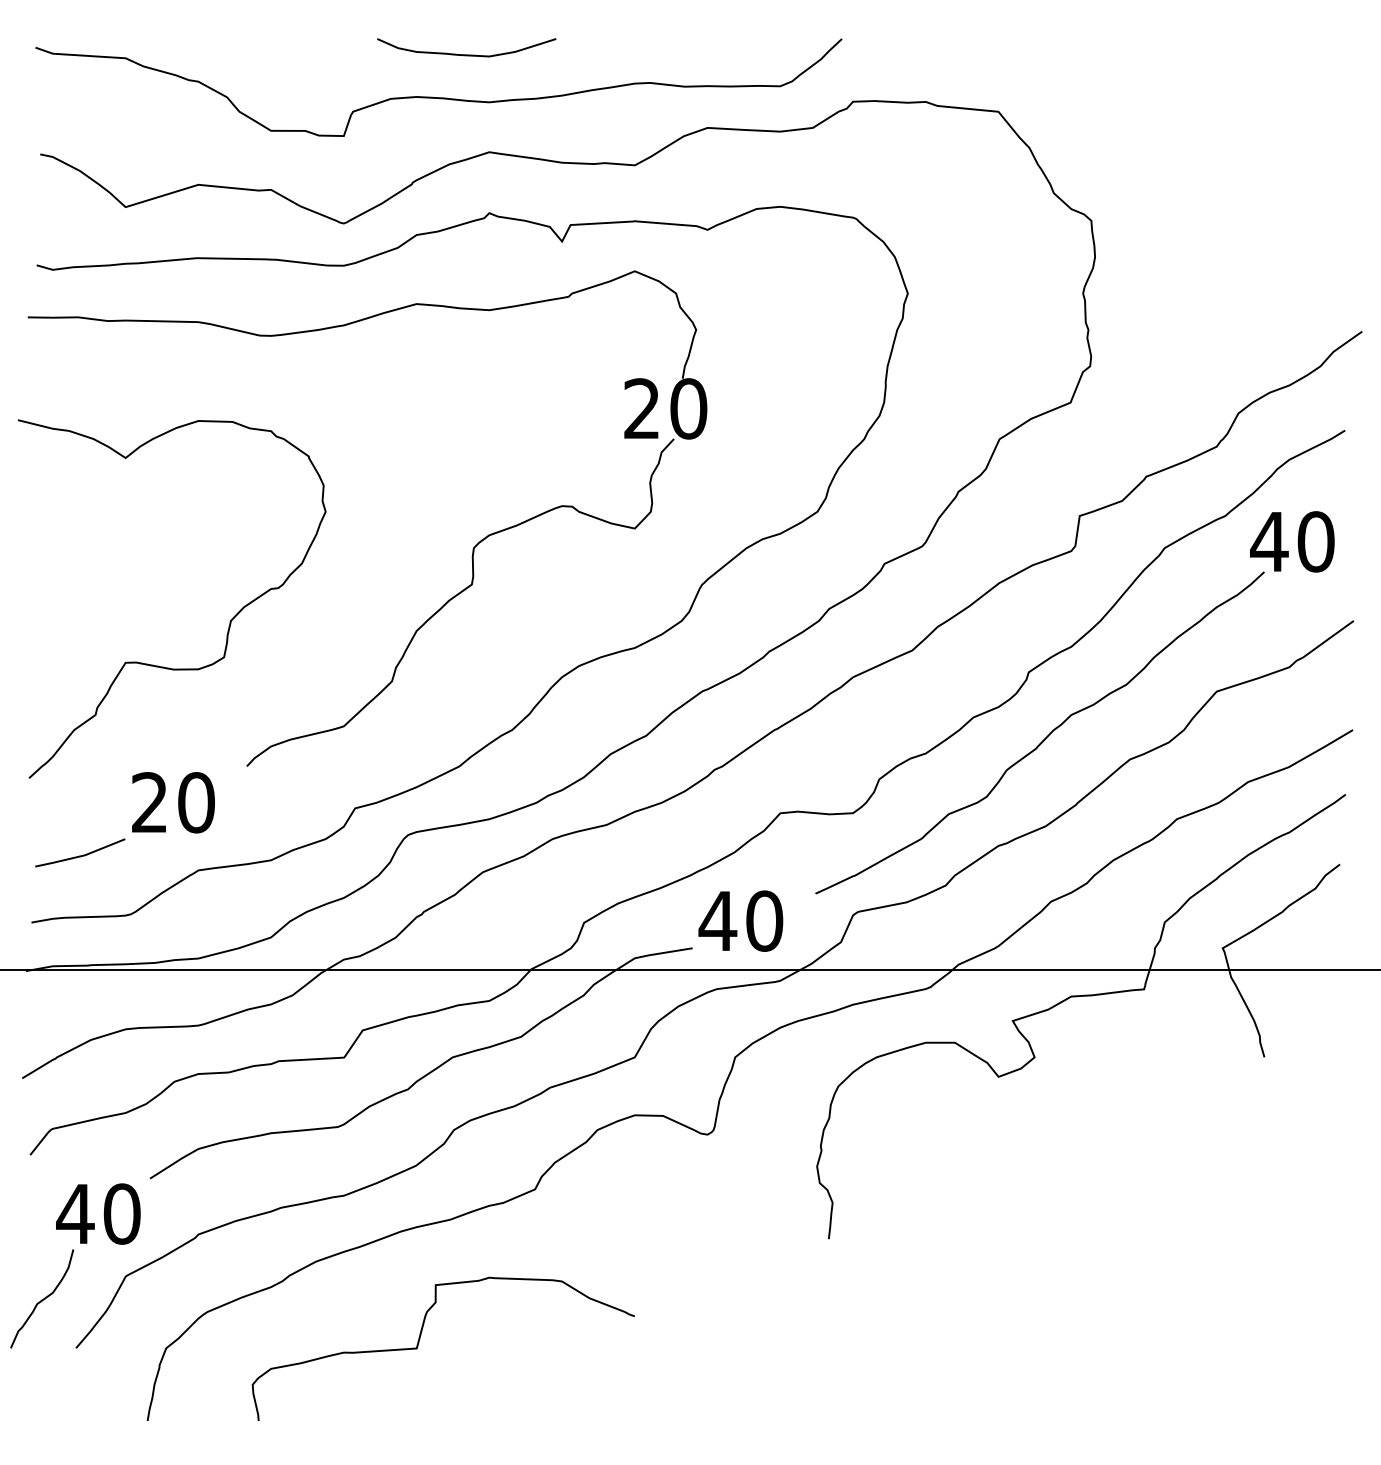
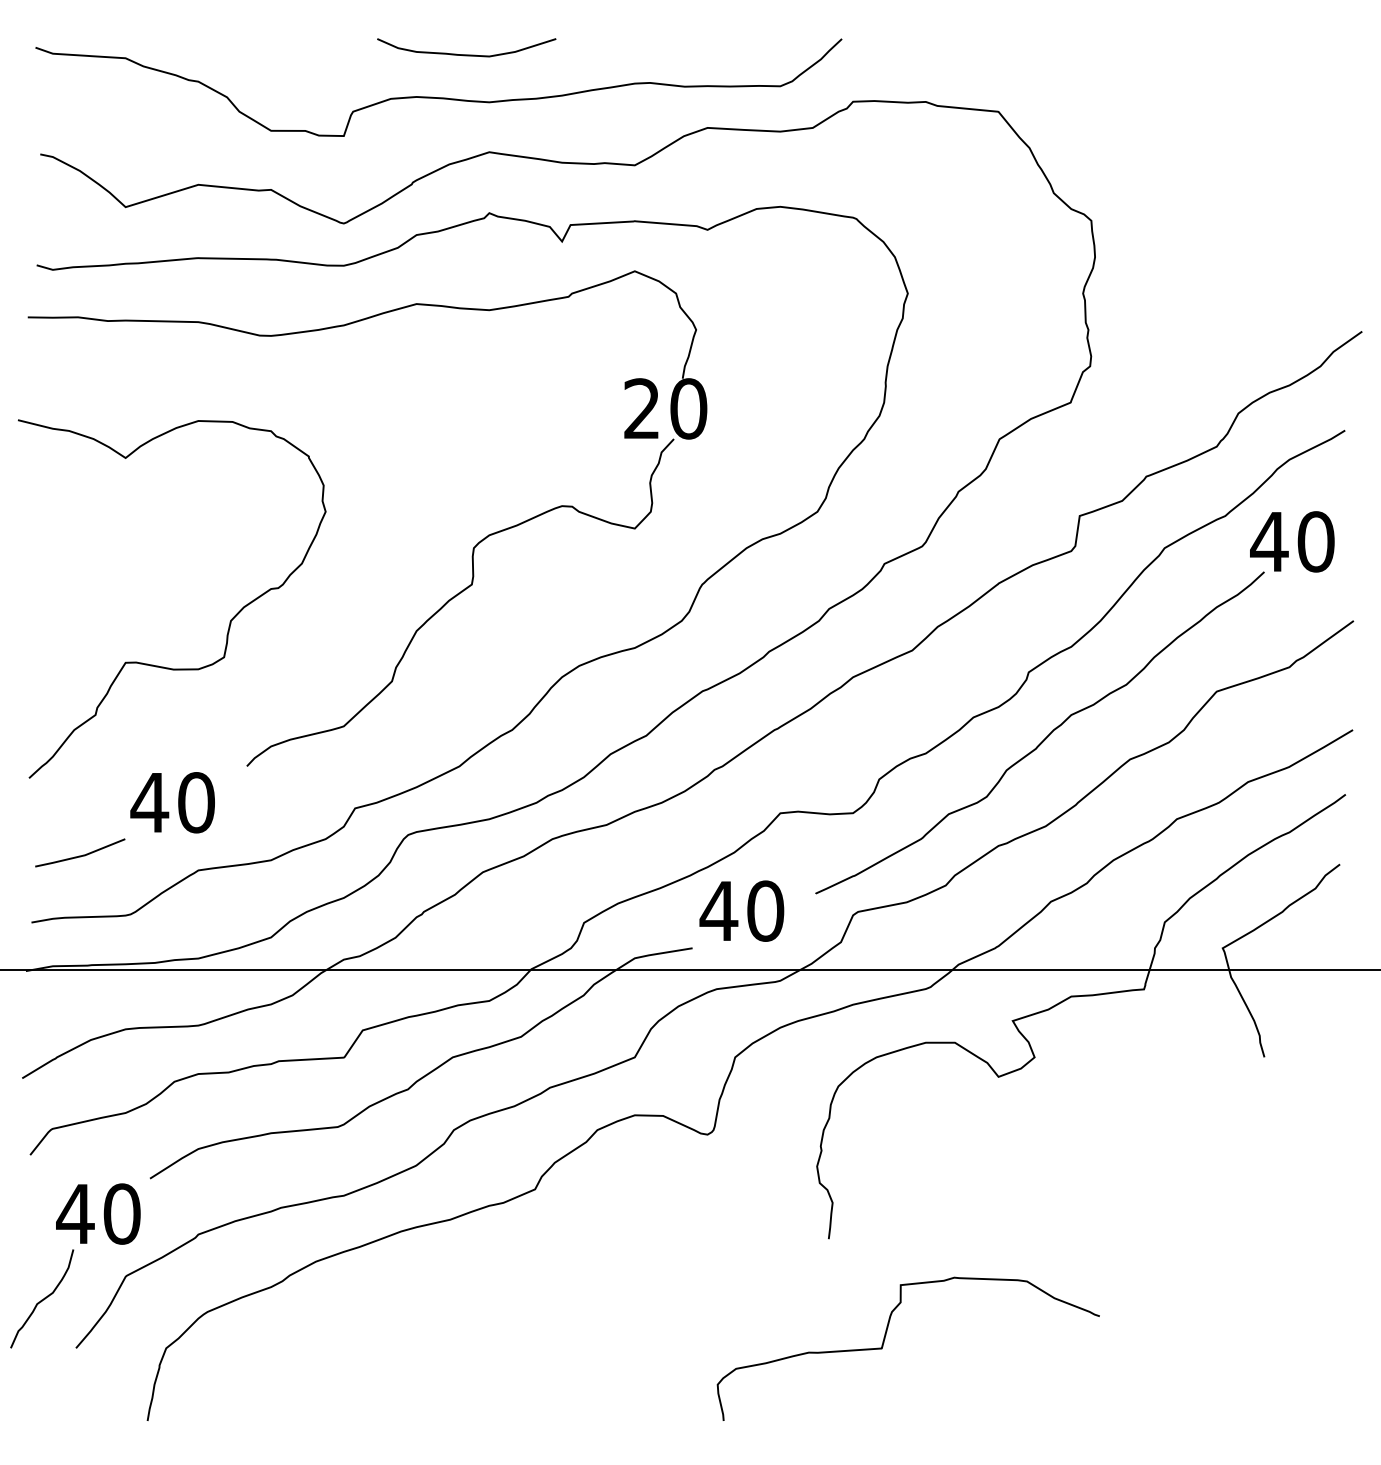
text: 20 -> 40 (149, 802)
text position: (740, 920) -> (741, 910) (741, 910)
curve position: (419, 1343) -> (884, 1343) (884, 1343)
